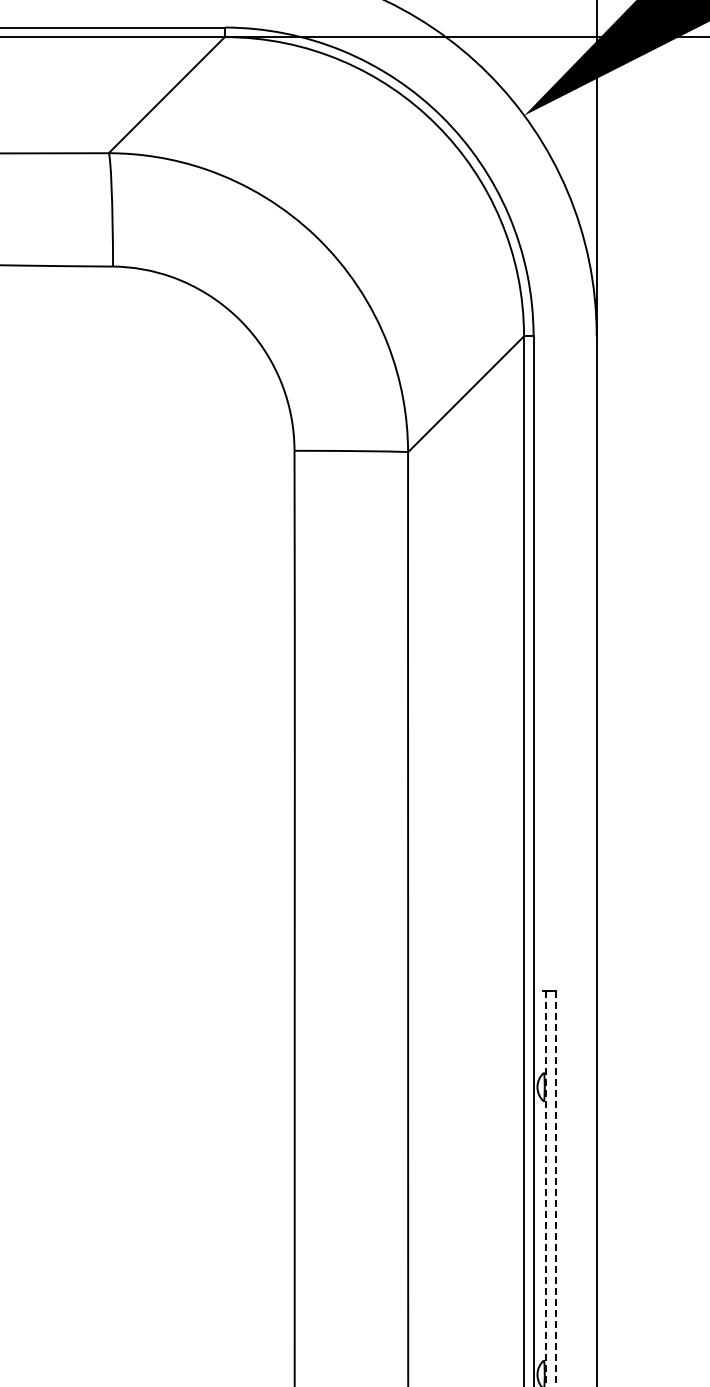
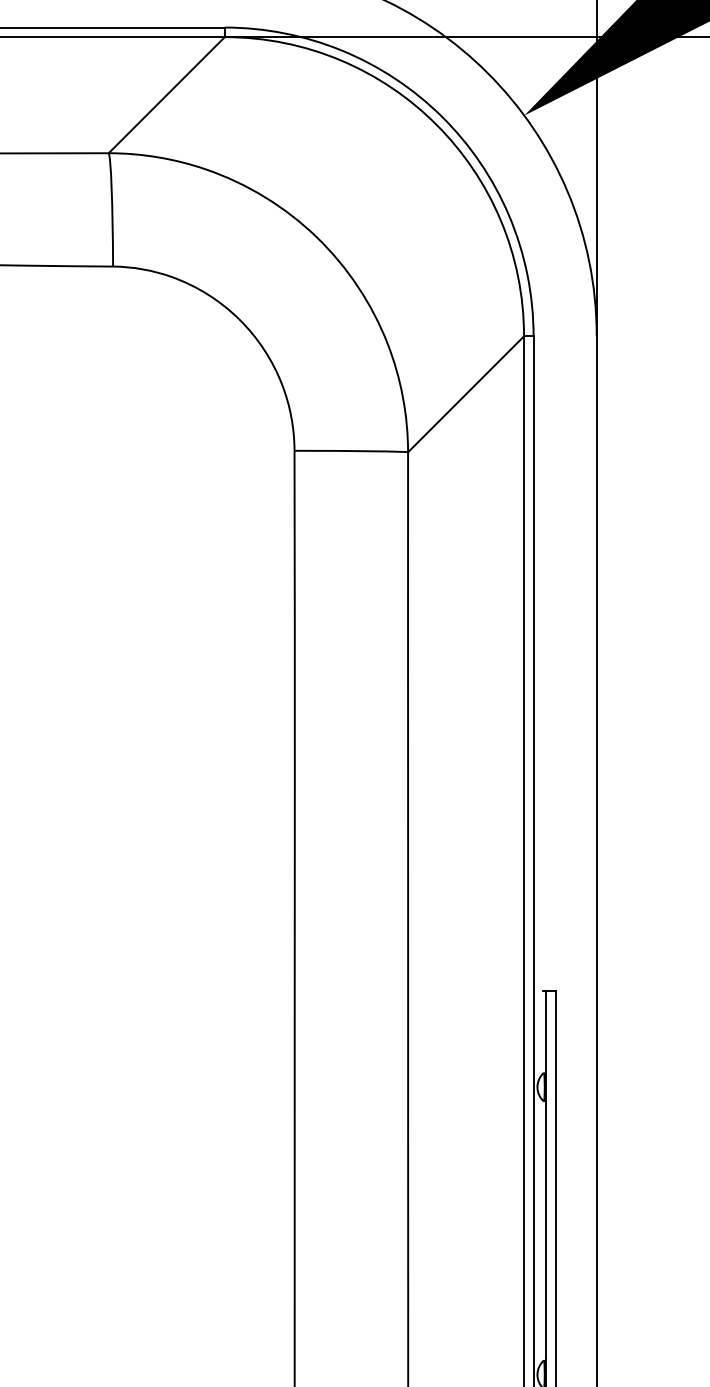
line: dashed -> solid (546, 1189)
line: dashed -> solid (556, 1189)
